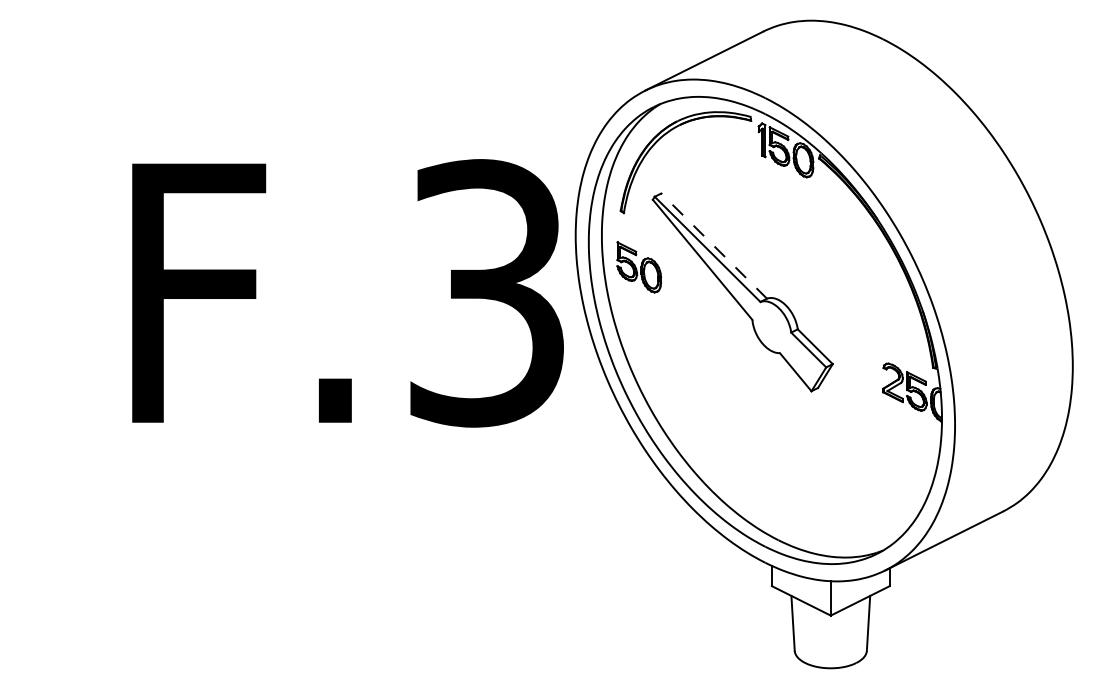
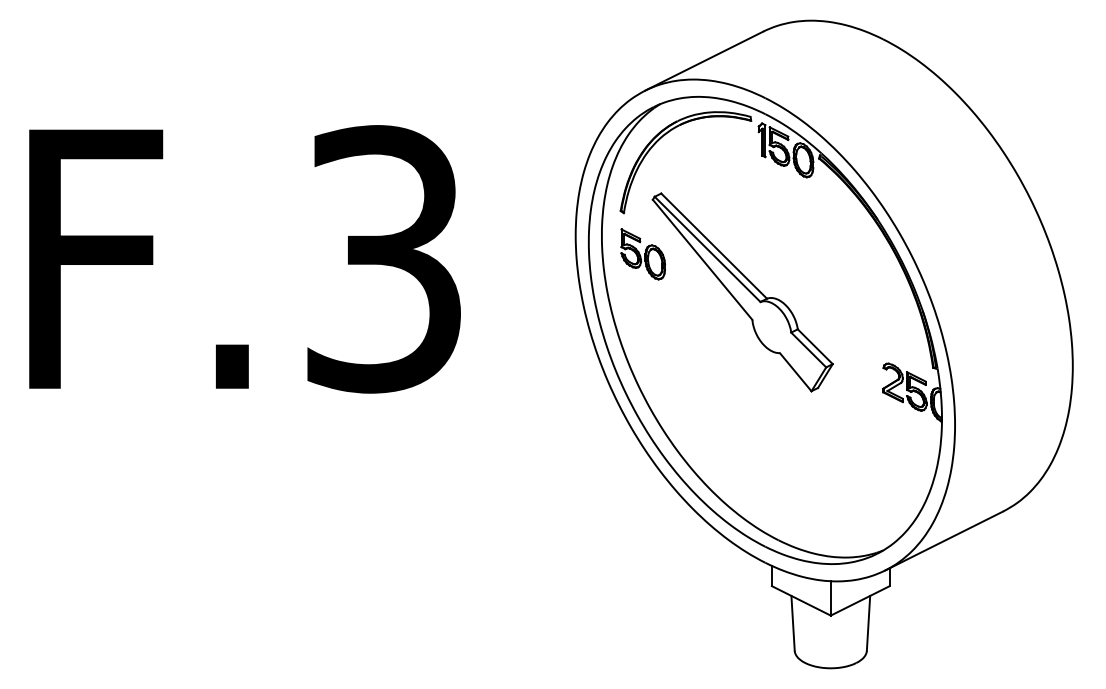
line: dashed -> solid (714, 246)
part position: (639, 267) -> (643, 254) (643, 254)
text position: (347, 293) -> (244, 259) (244, 259)
